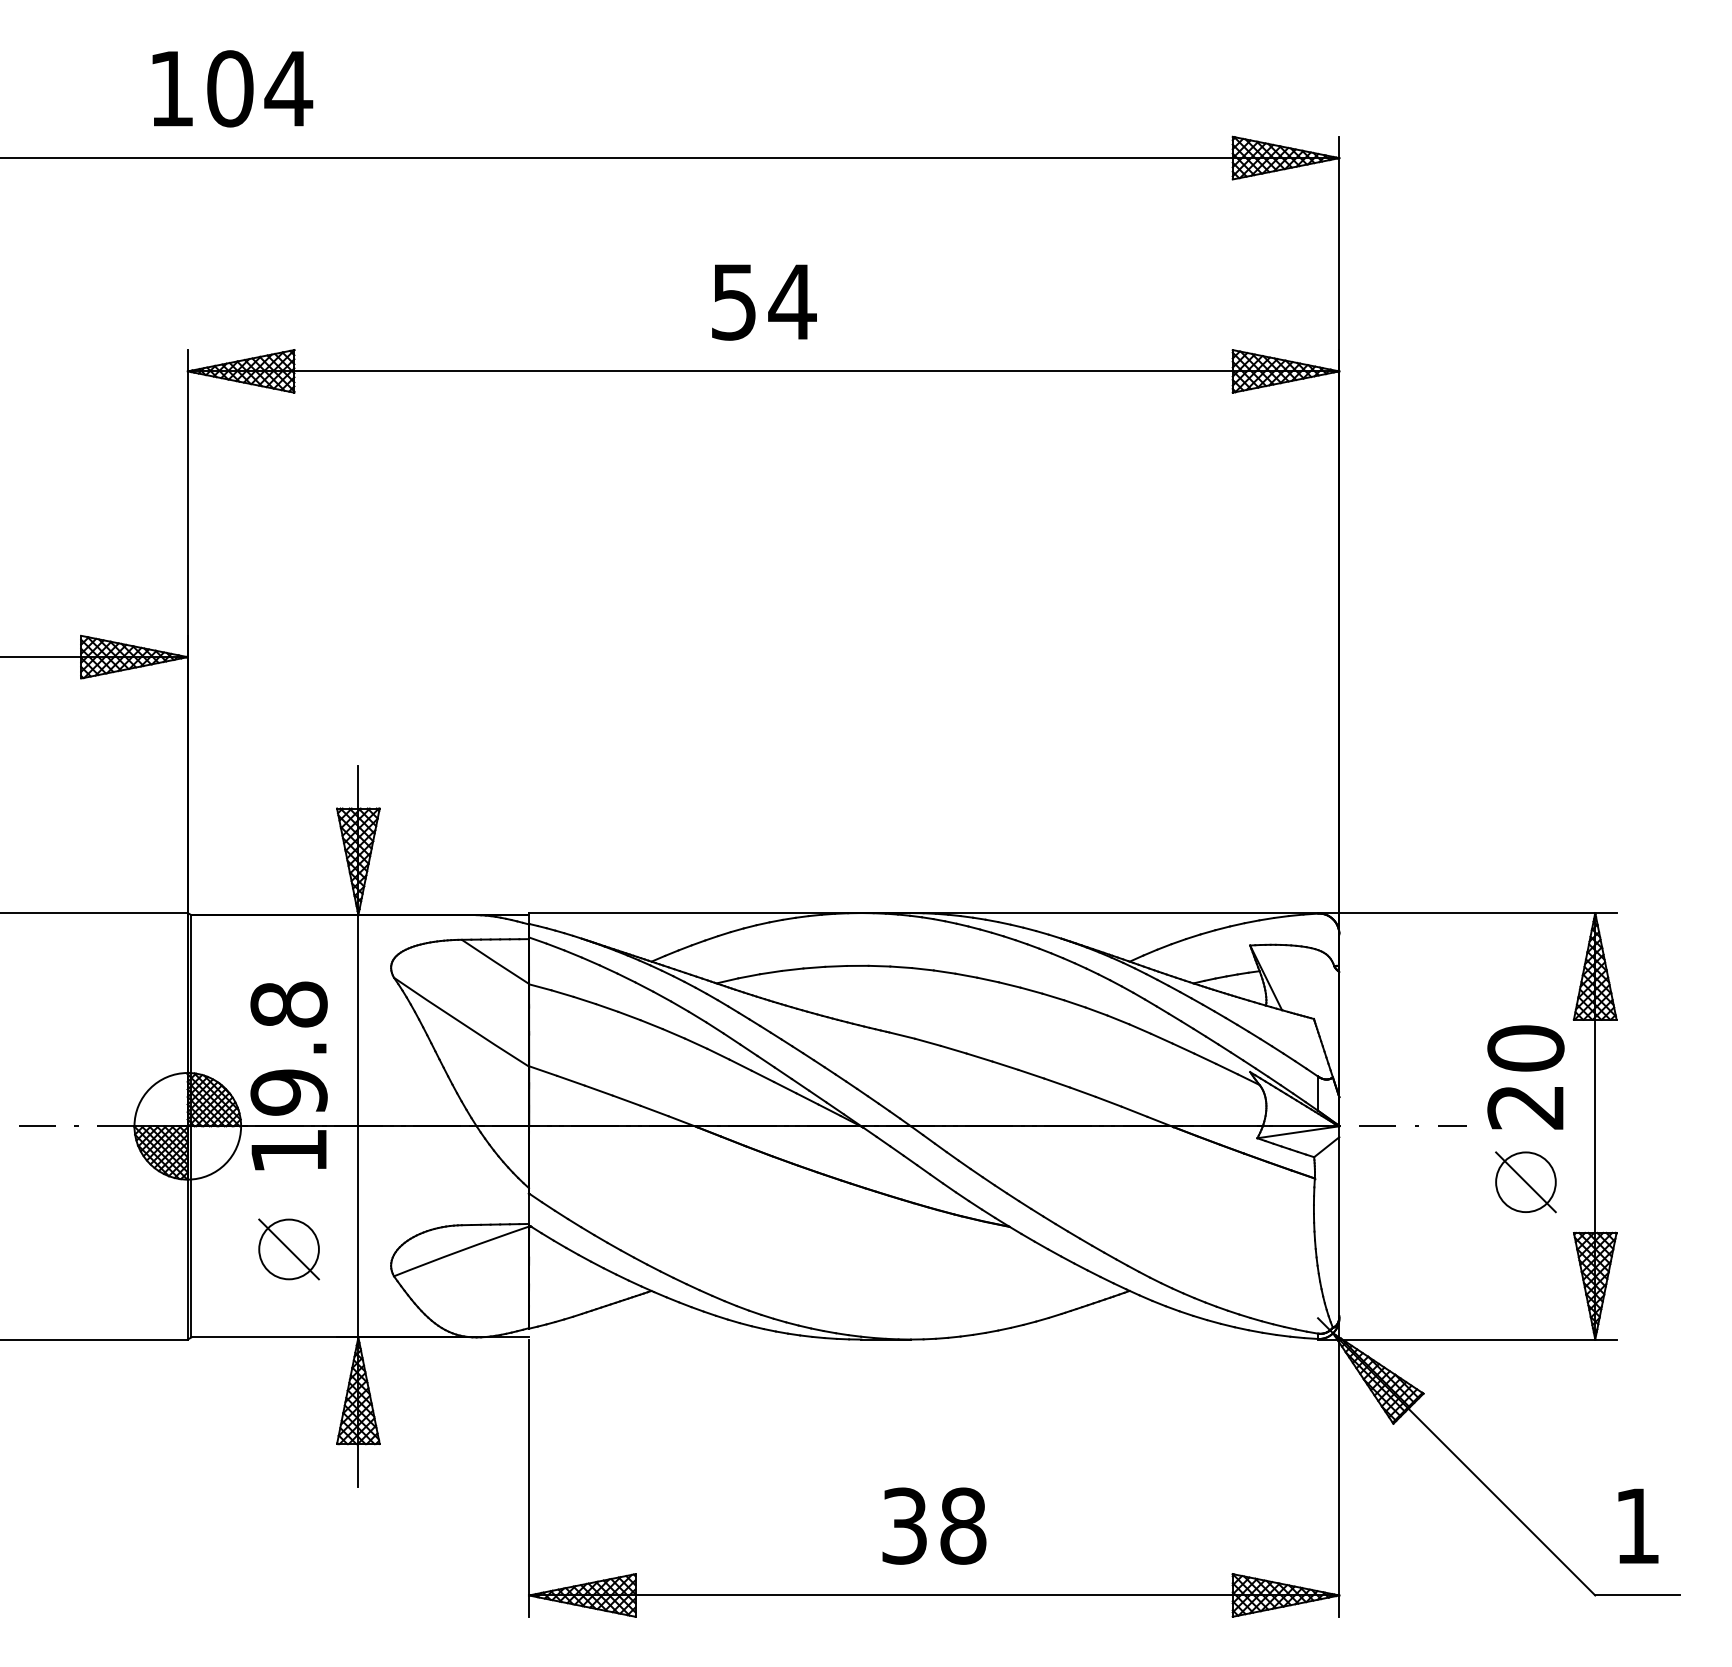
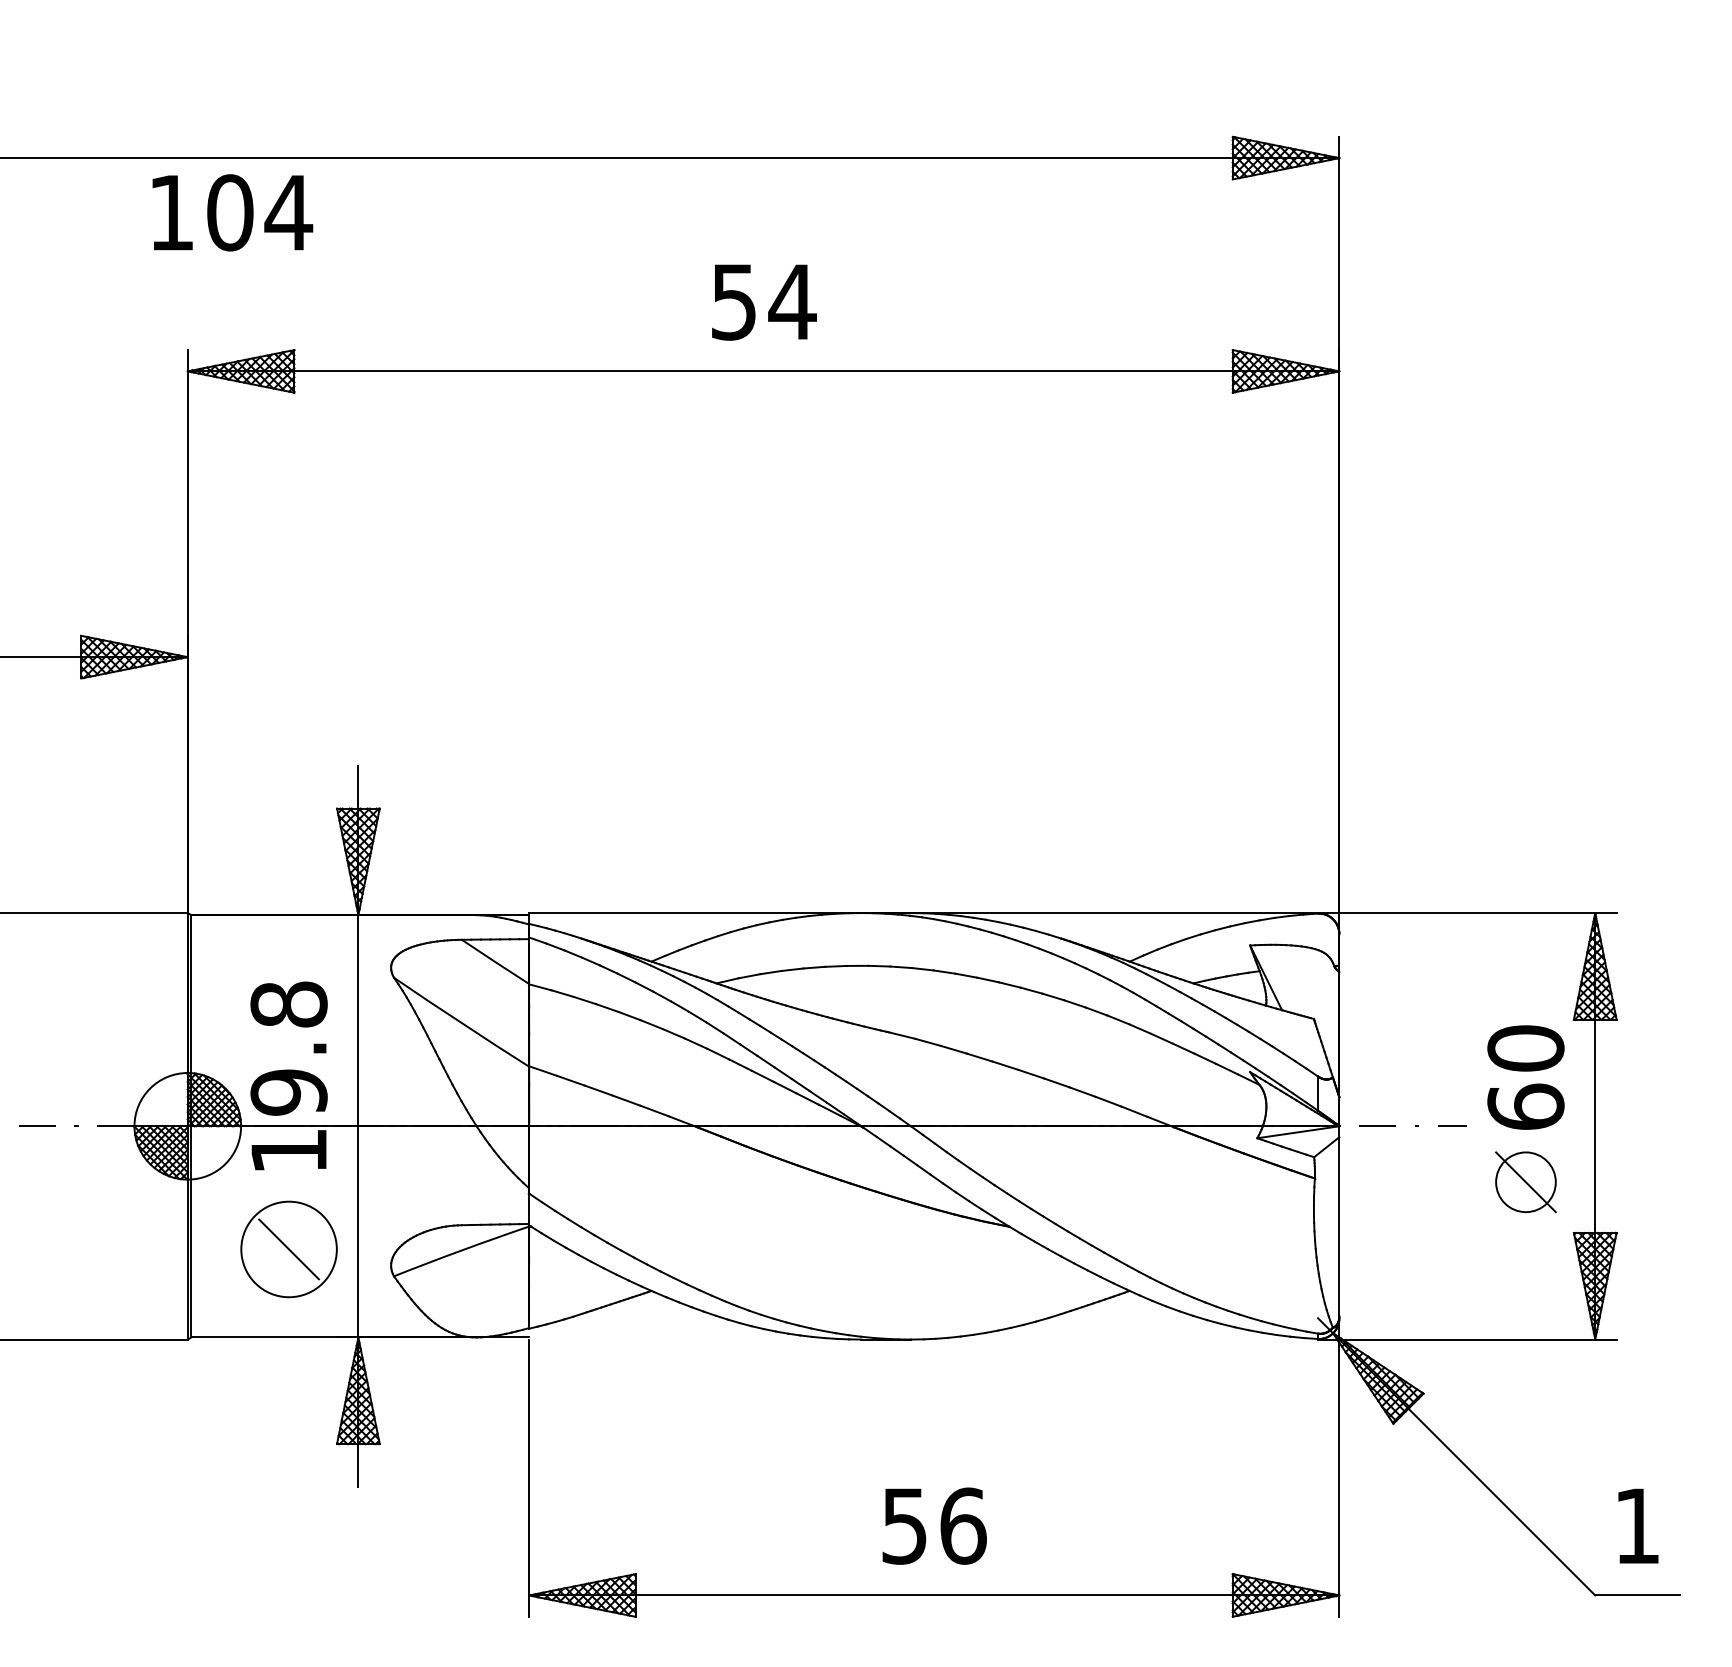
text position: (232, 88) -> (232, 212) (232, 212)
text: 20 -> 60 (1525, 1106)
circle diameter: 60 px -> 96 px (288, 1249)
text: 38 -> 56 (934, 1525)
